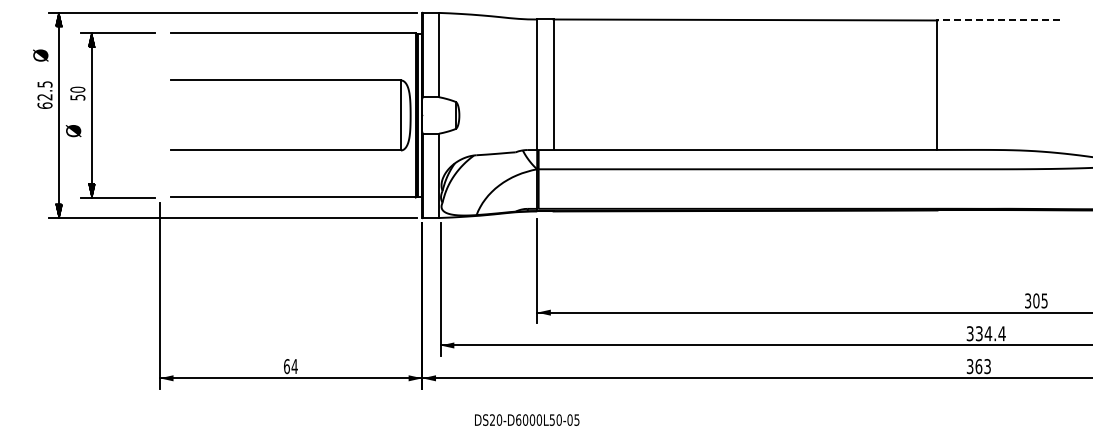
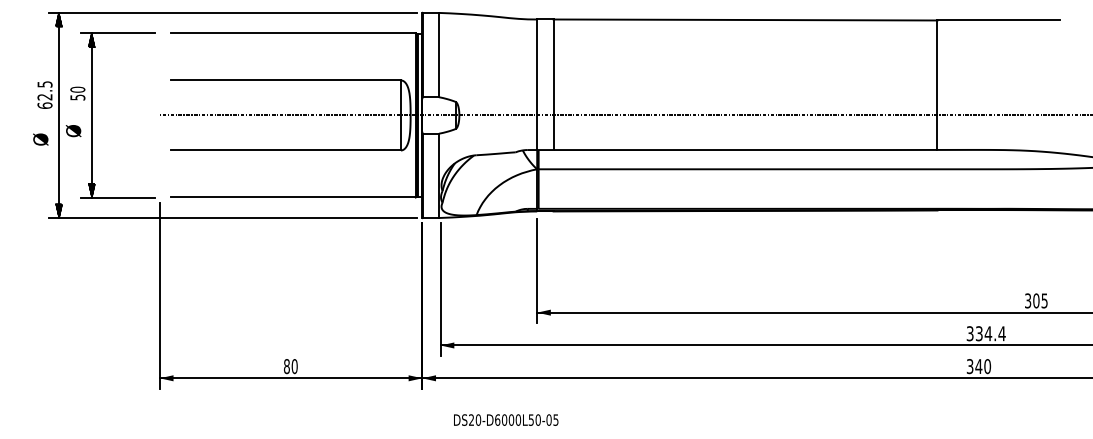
line: dashed -> solid (998, 20)
text position: (40, 55) -> (40, 139) (40, 139)
line: none -> present (624, 115)
text: 64 -> 80 (290, 366)
text: 363 -> 340 (983, 366)
text position: (527, 419) -> (506, 419) (506, 419)
